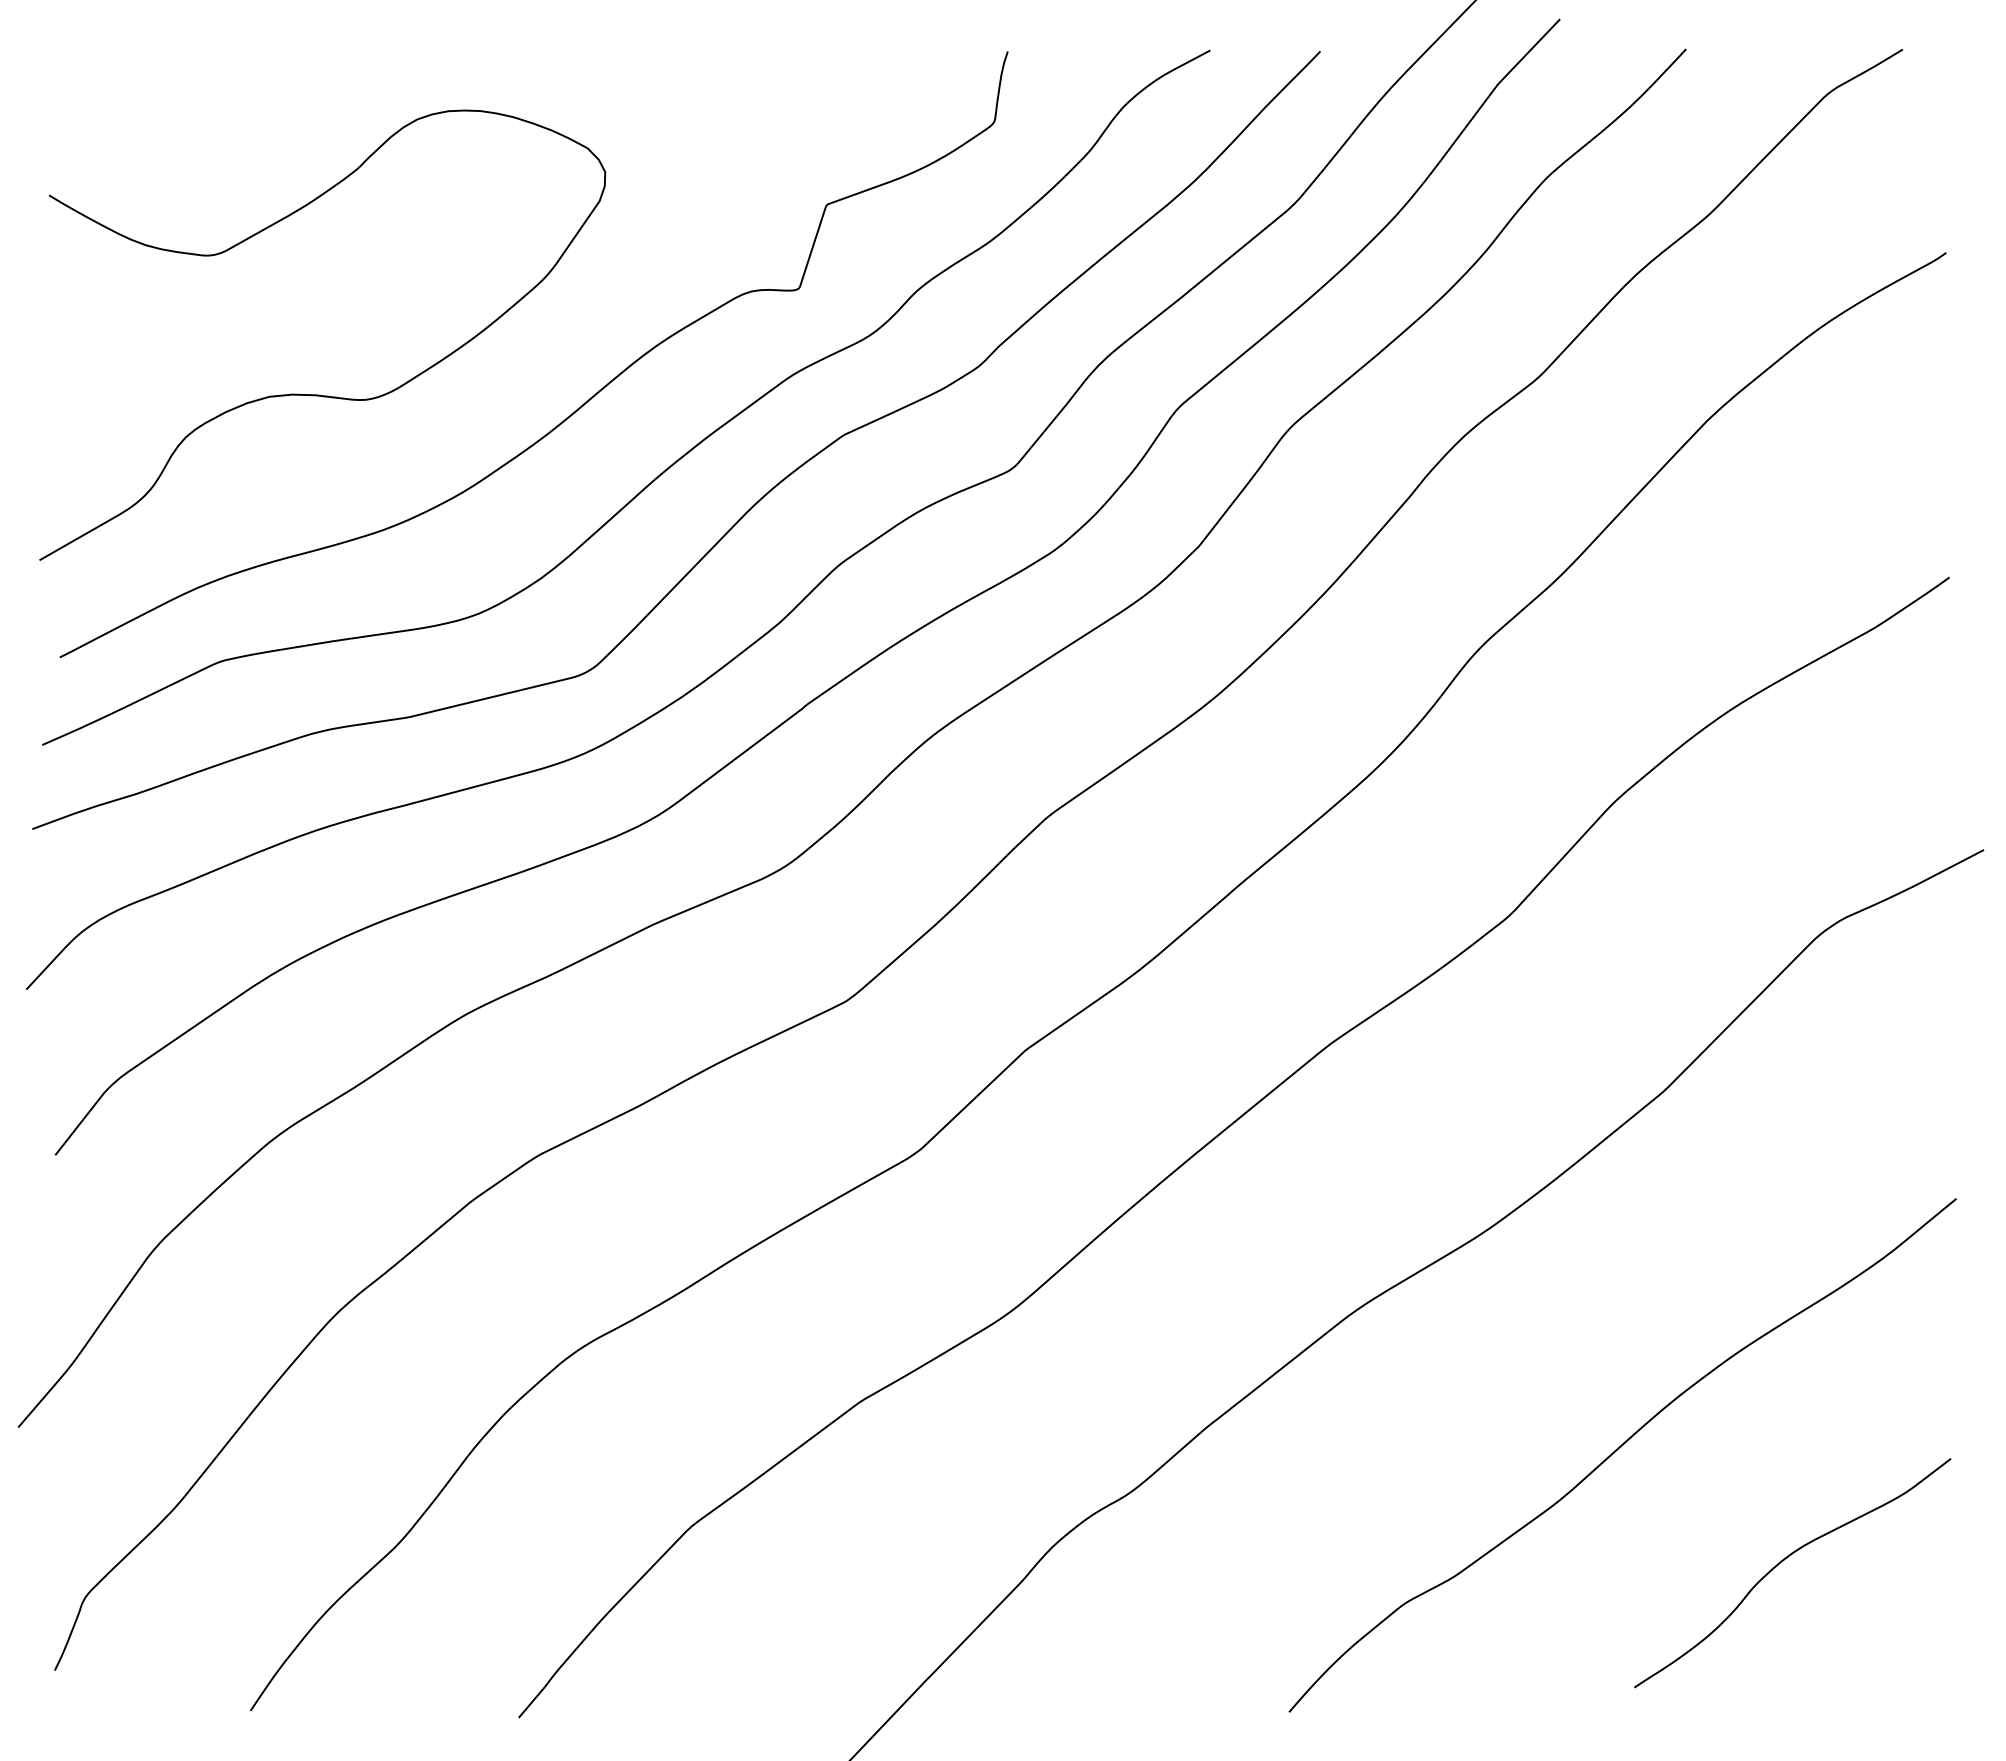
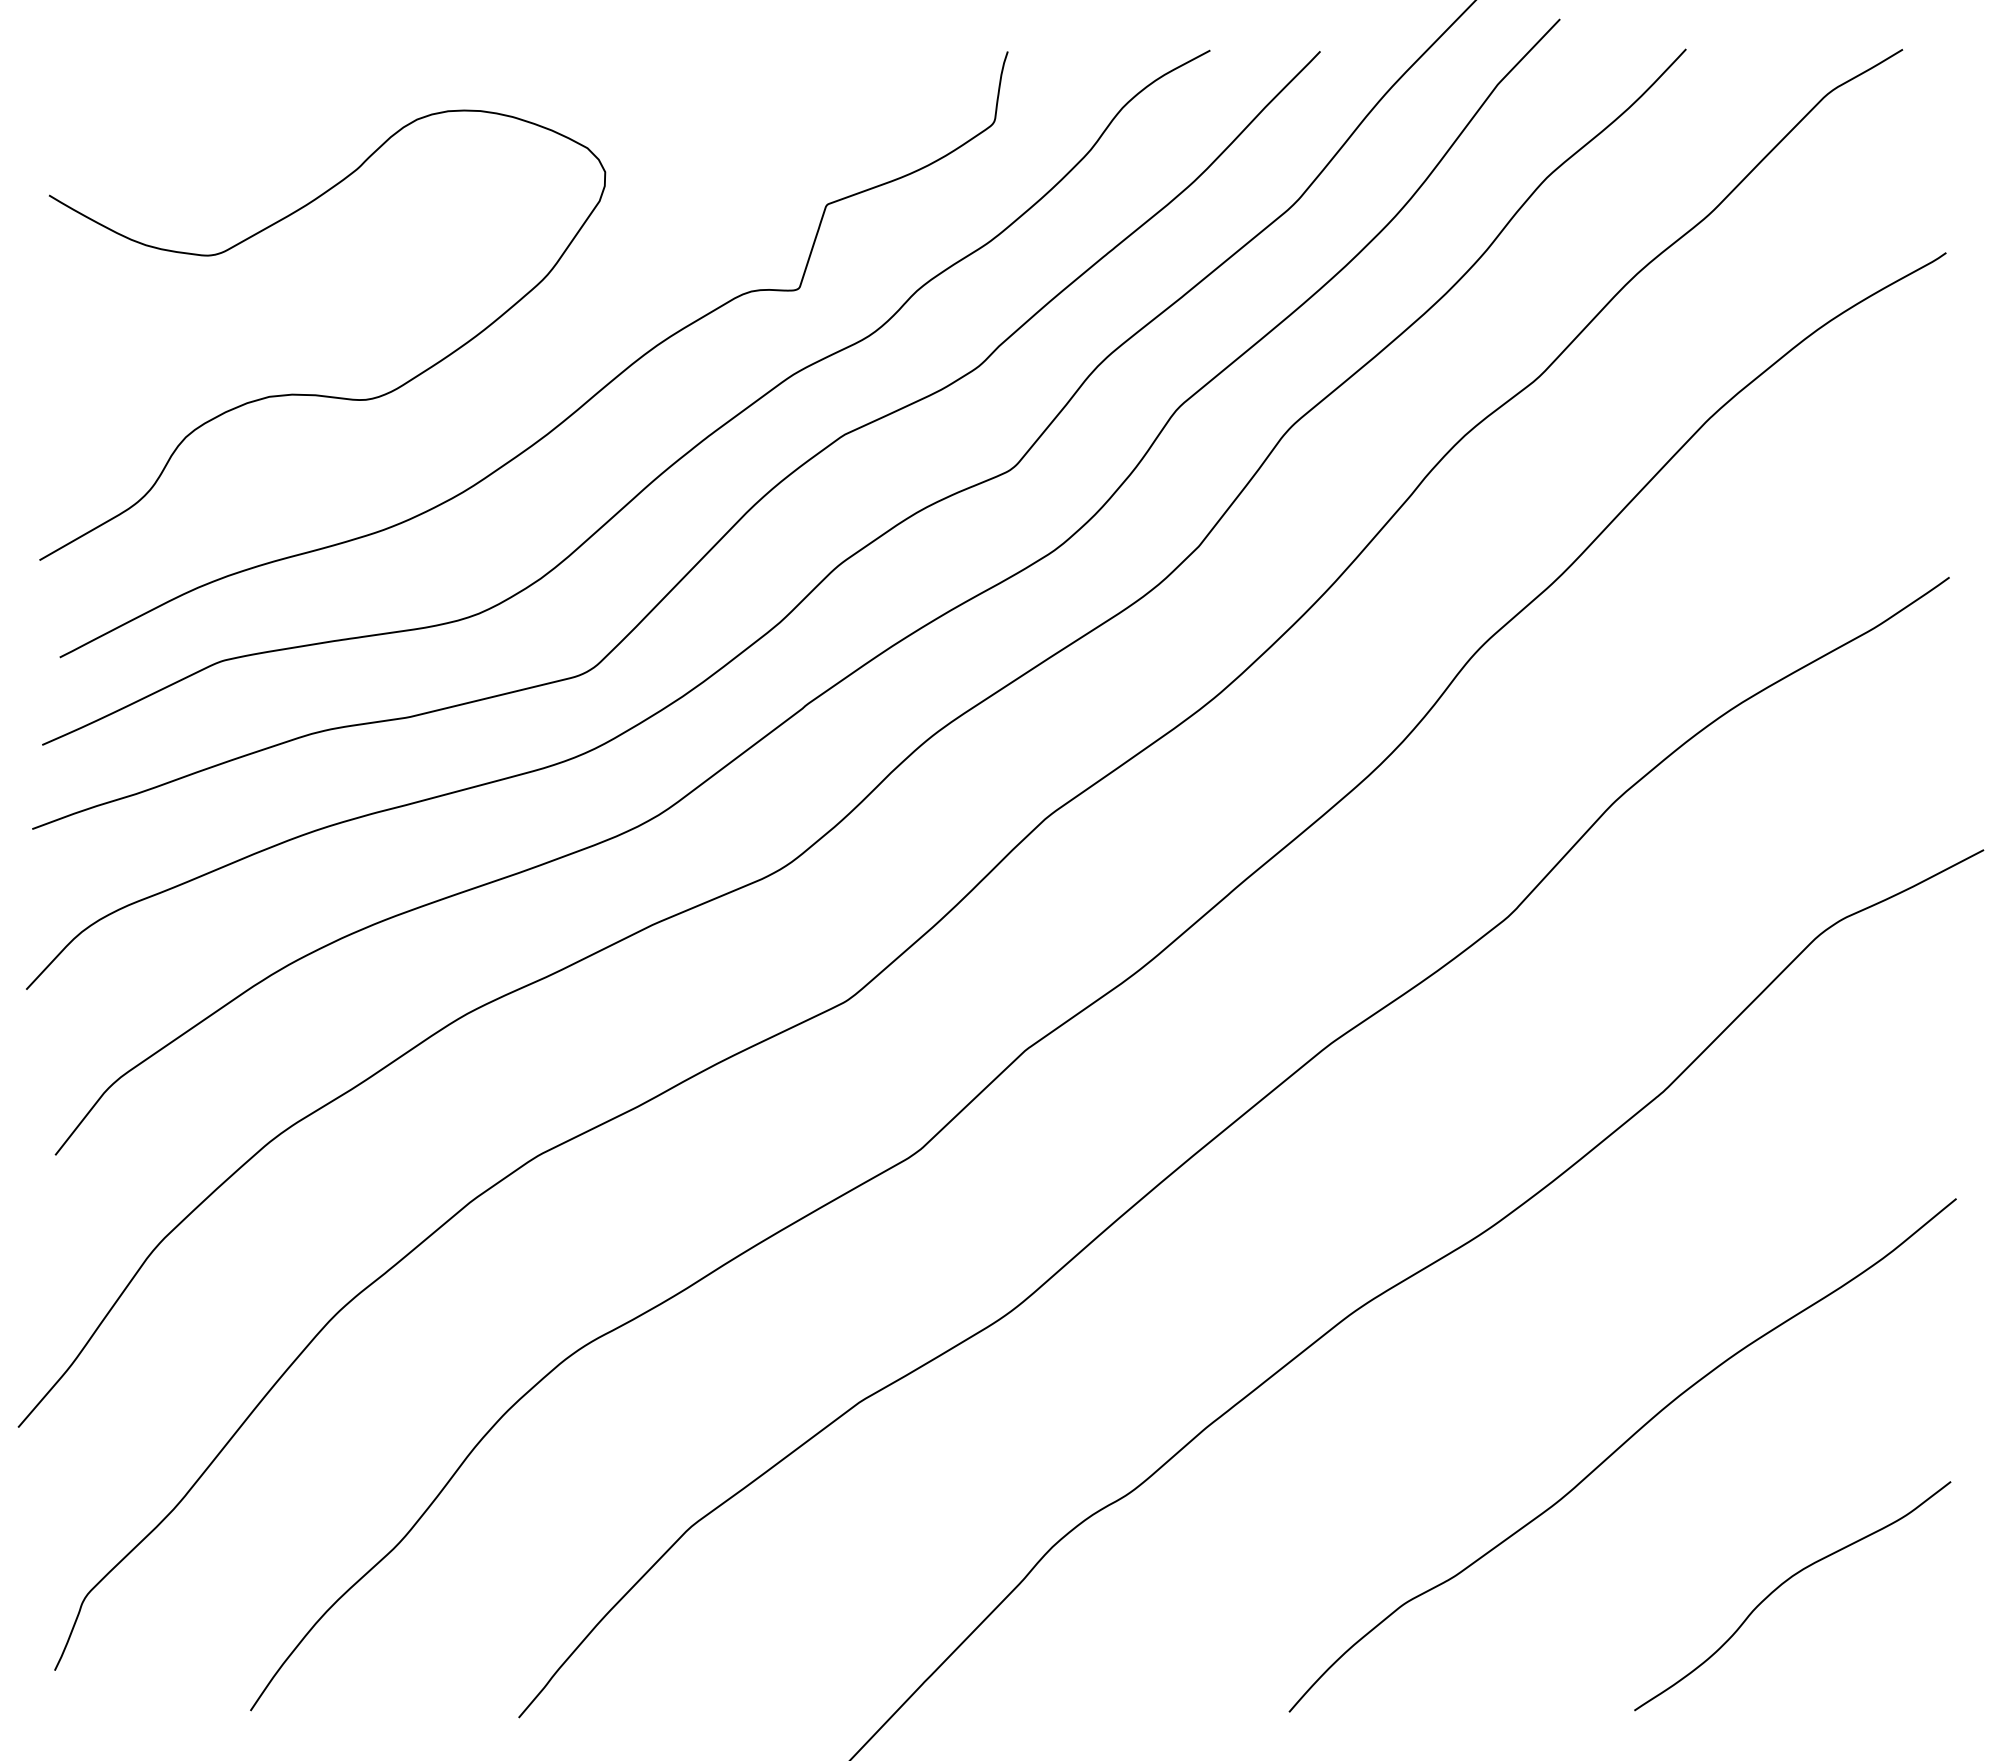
curve position: (1783, 1561) -> (1783, 1584) (1783, 1584)
